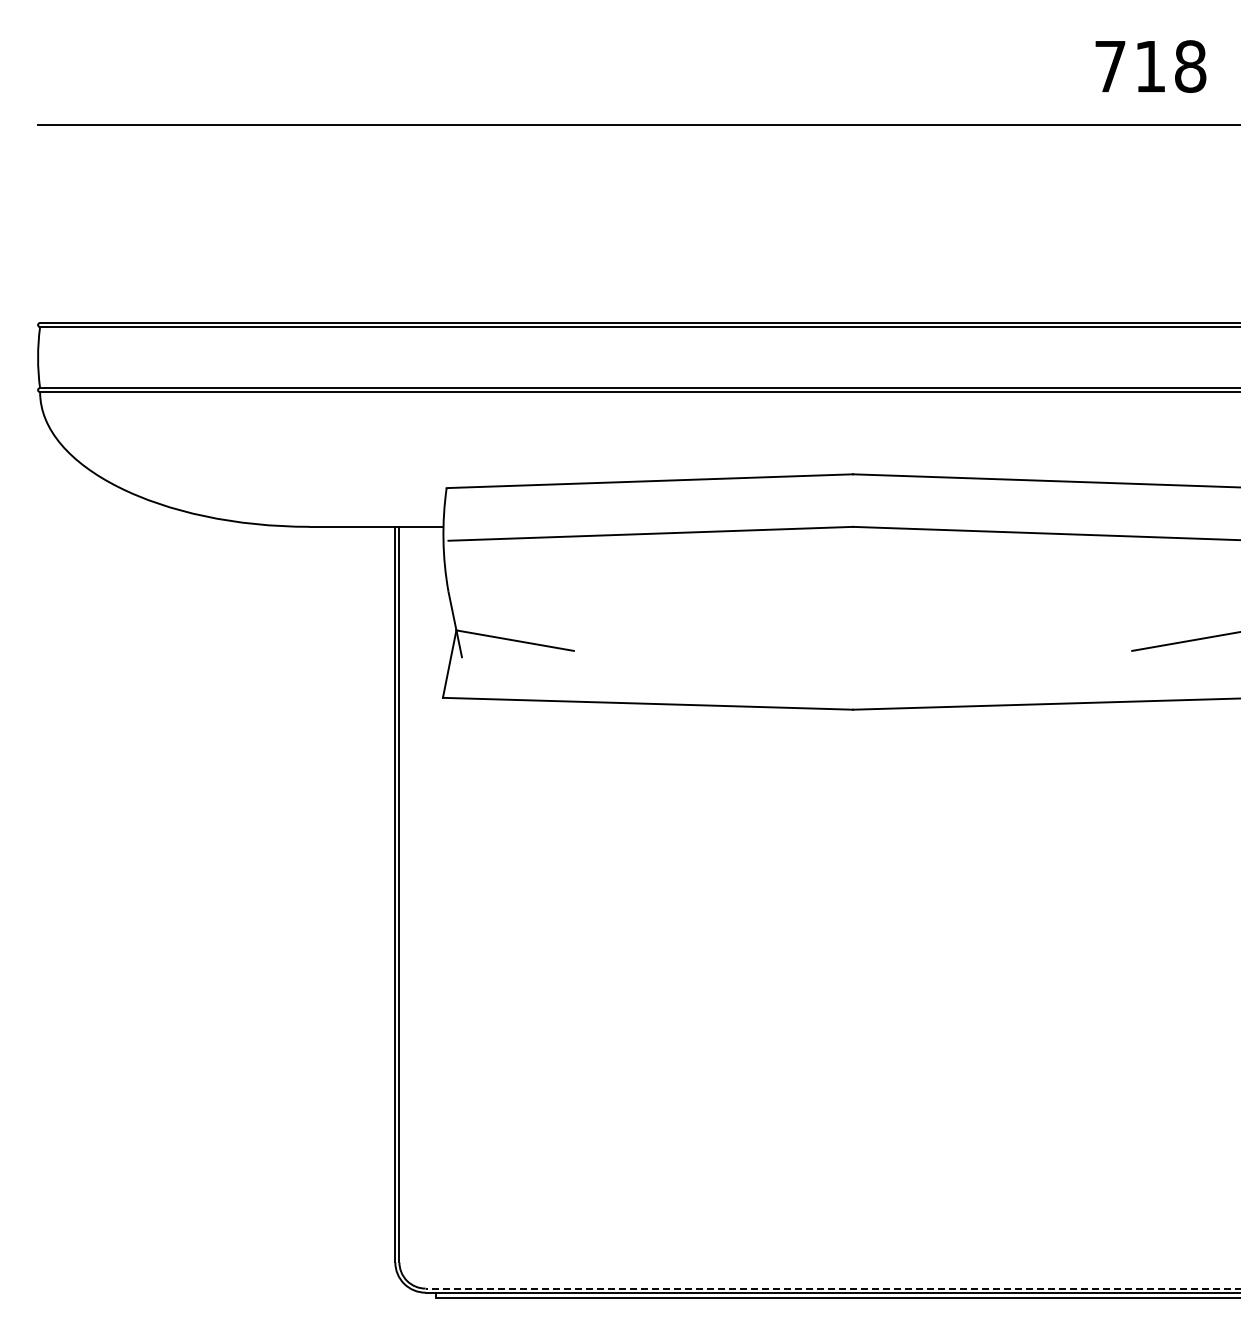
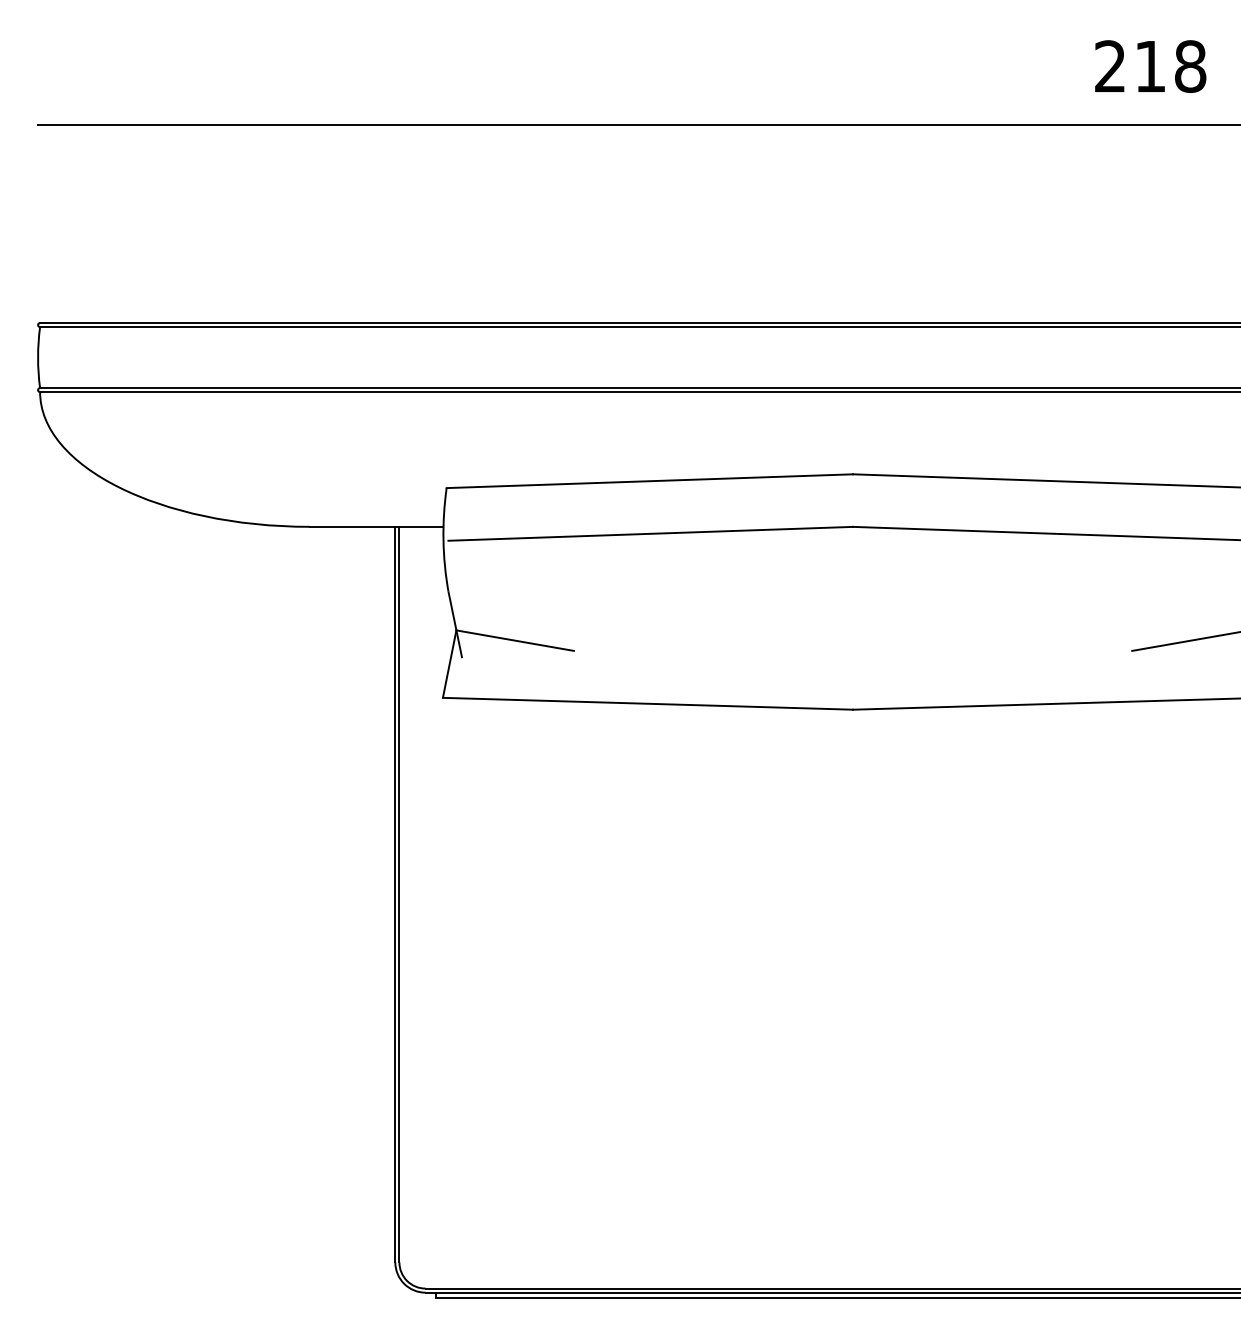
text: 718 -> 218 (1110, 65)
line: dashed -> solid (832, 1288)
